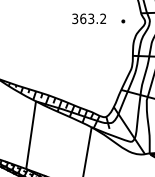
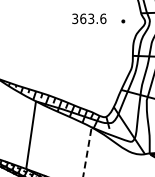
text: 363.2 -> 363.6 (103, 18)
line: solid -> dashed (87, 151)
